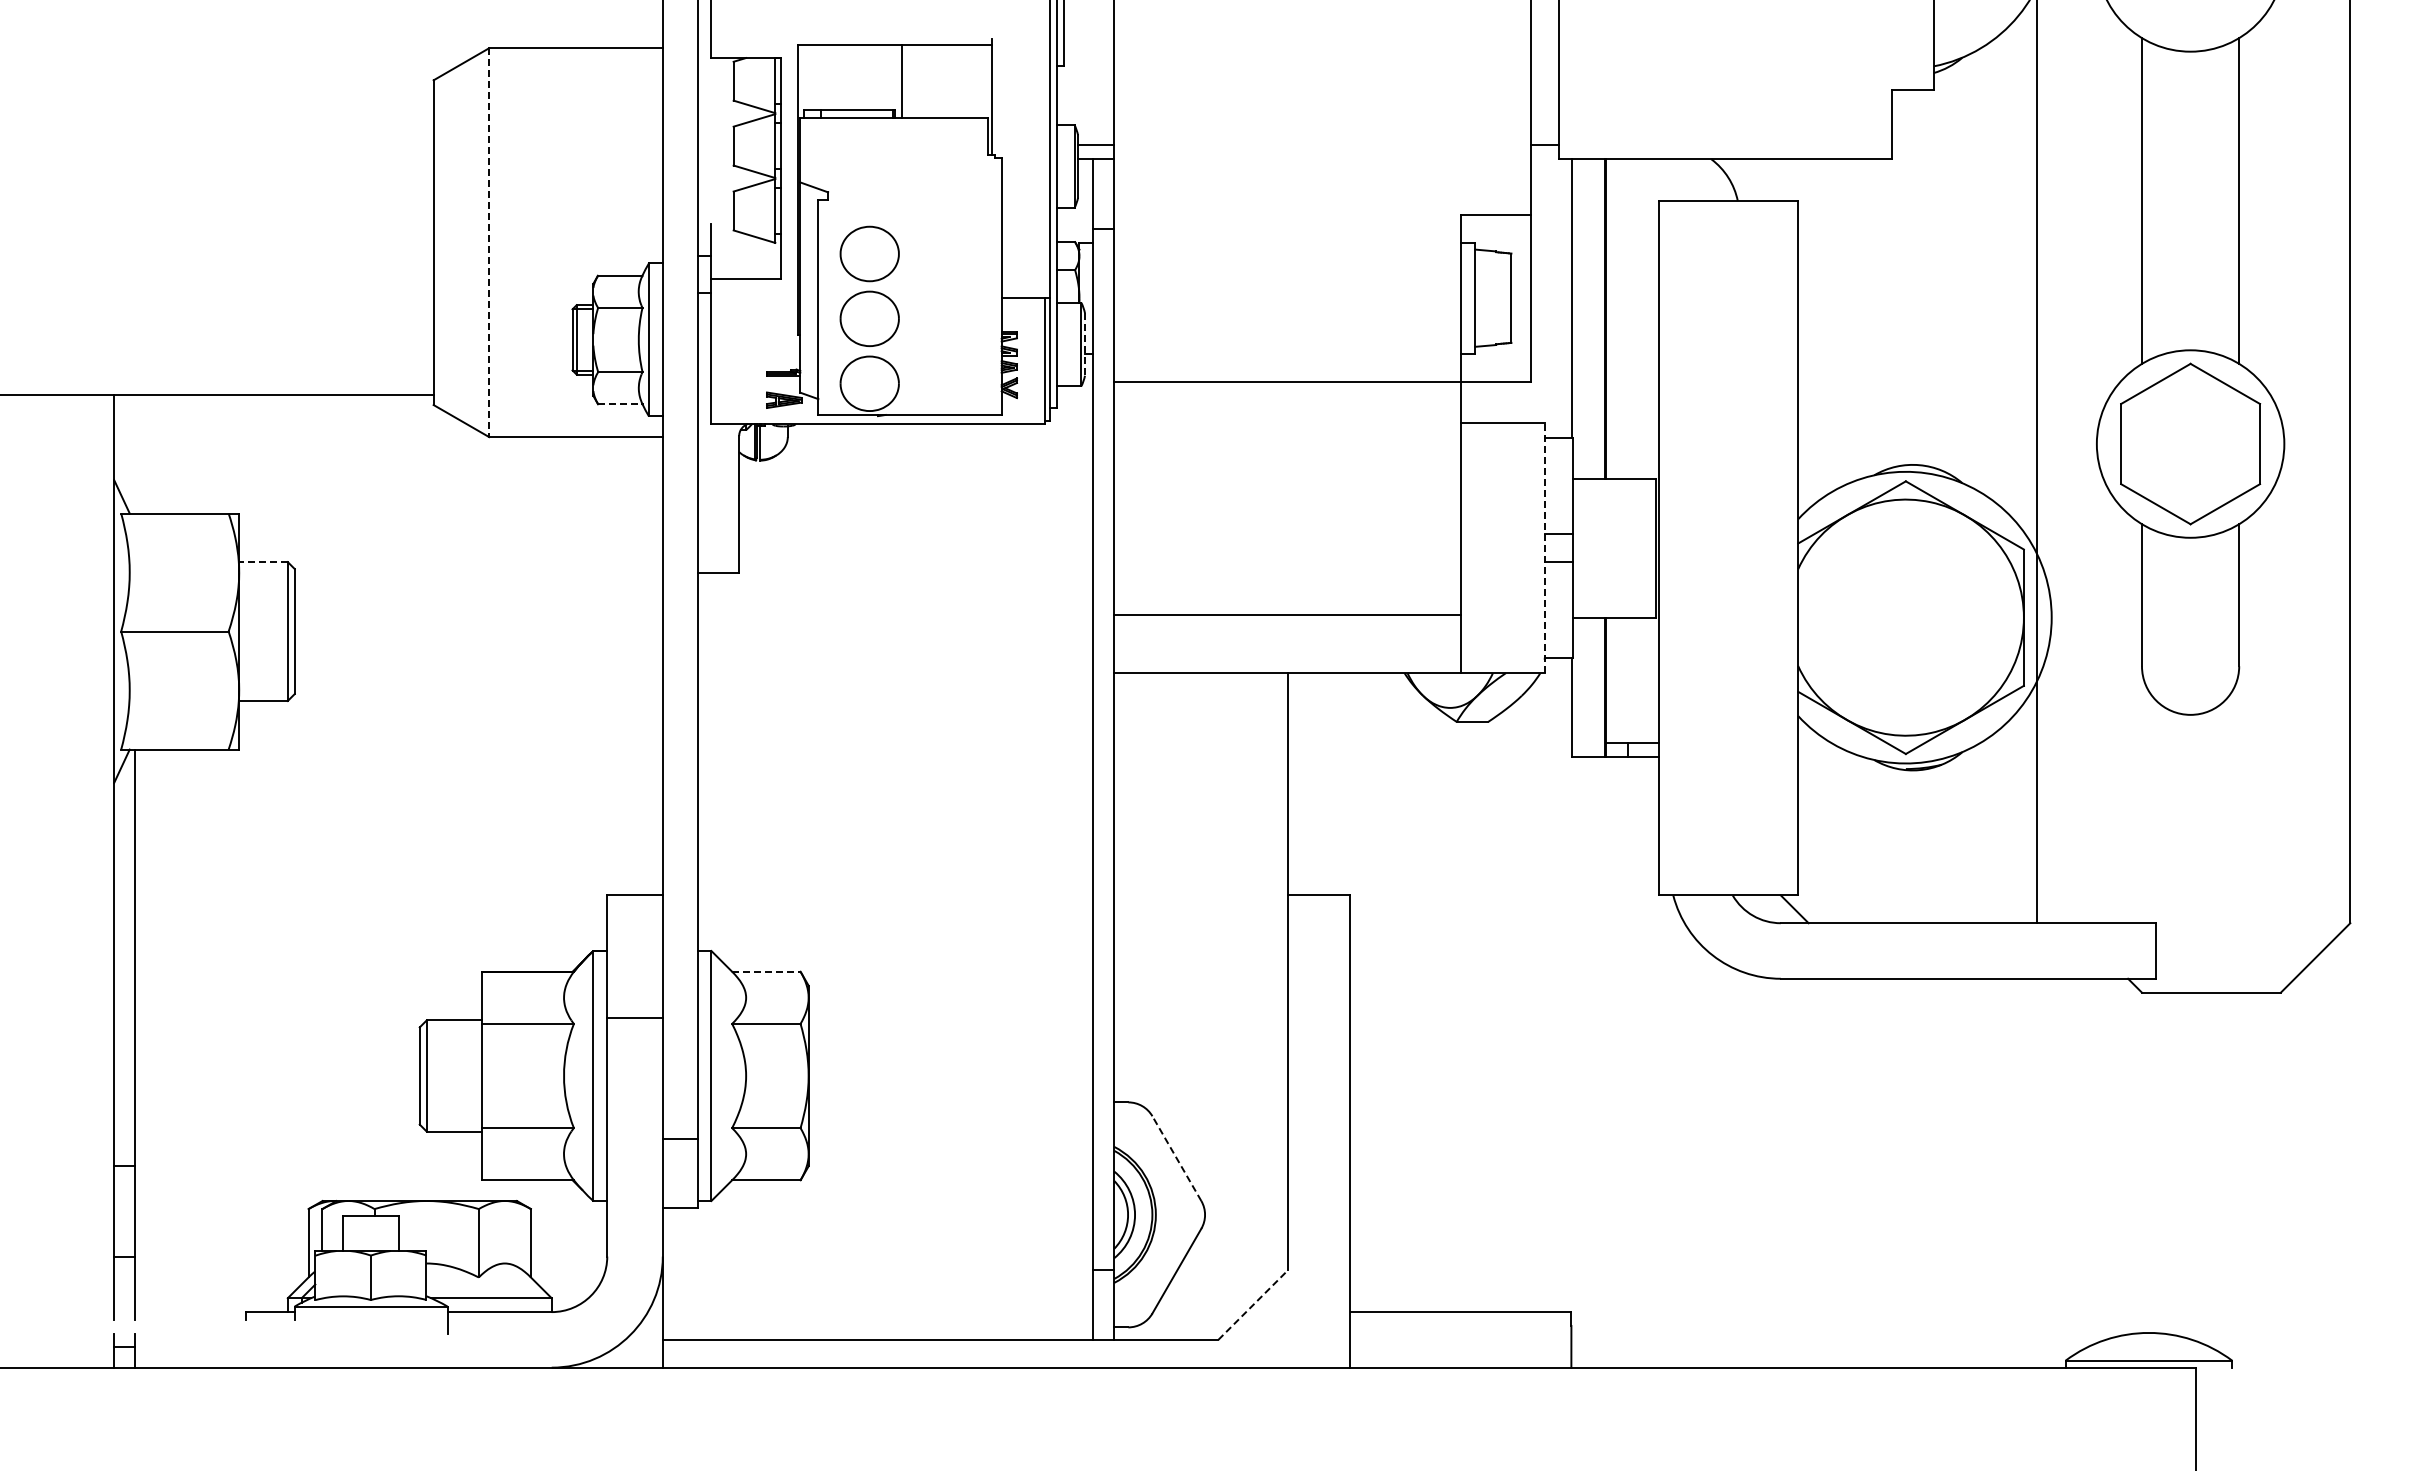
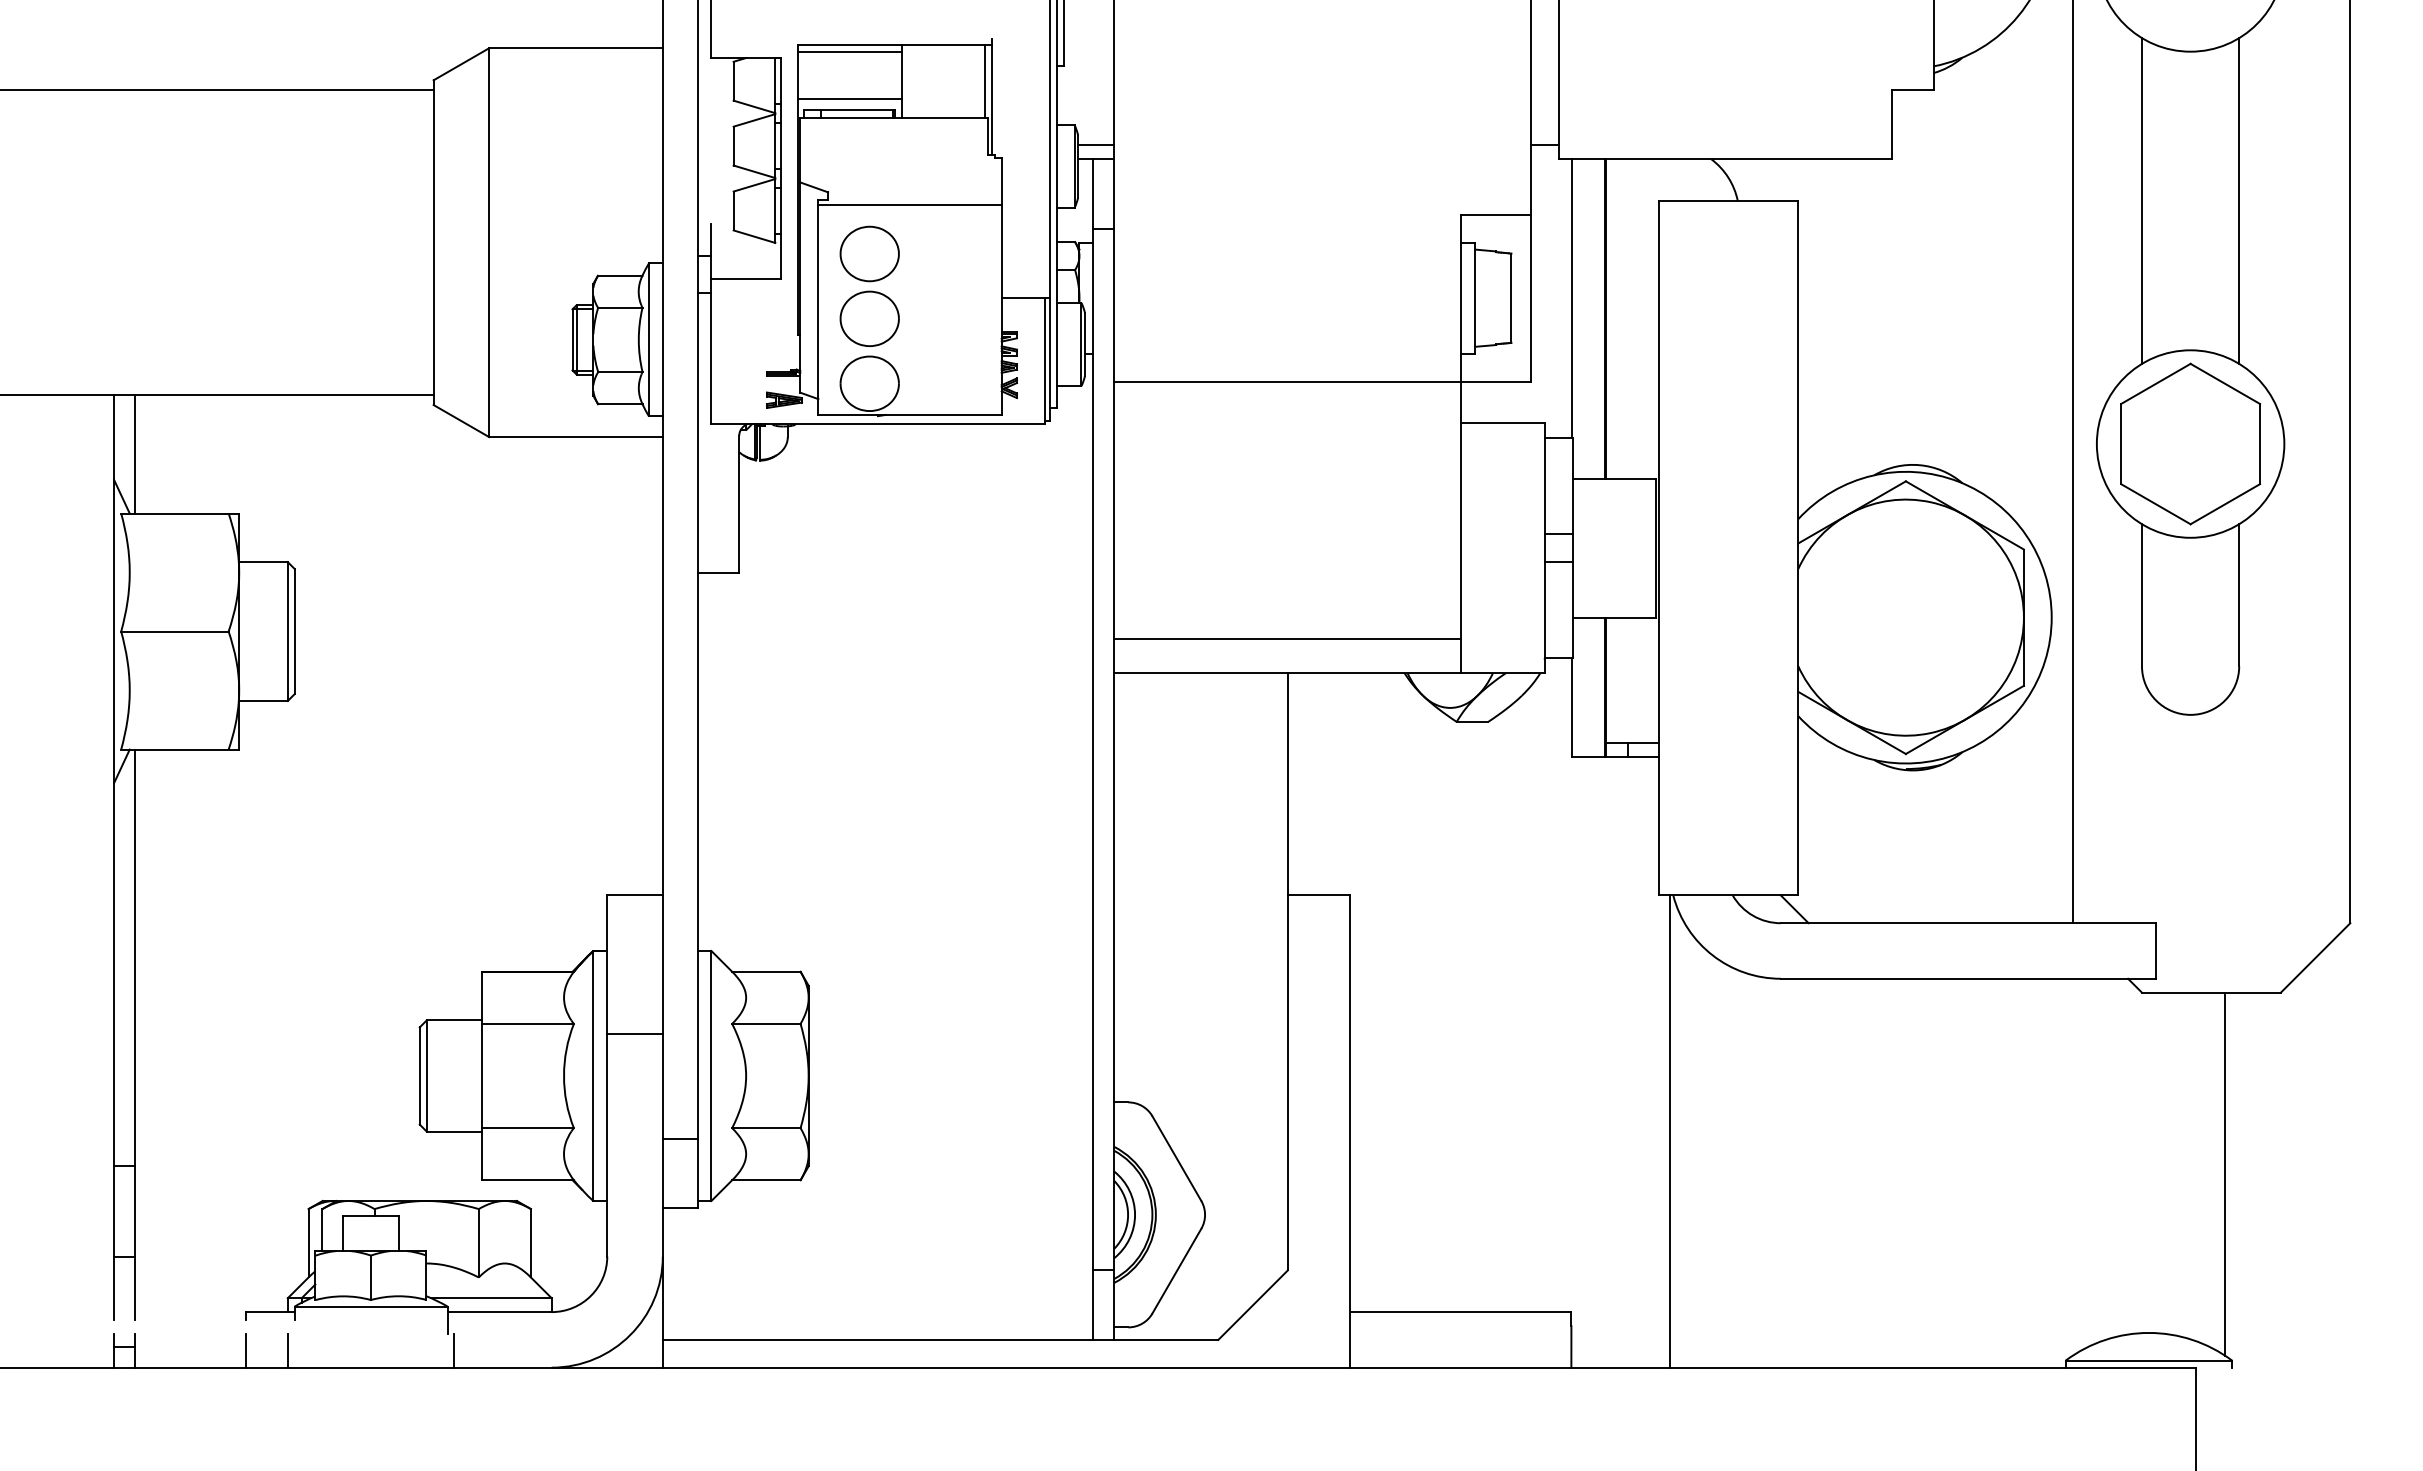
line: none -> present (849, 51)
line: none -> present (985, 81)
line: none -> present (217, 89)
line: none -> present (849, 98)
line: none -> present (909, 204)
line: dashed -> solid (489, 243)
line: dashed -> solid (1085, 345)
line: dashed -> solid (620, 404)
line: none -> present (135, 454)
line position: (2036, 462) -> (2072, 462) (2072, 462)
line: dashed -> solid (1544, 548)
line: dashed -> solid (263, 562)
line position: (1287, 614) -> (1287, 638) (1287, 638)
line: dashed -> solid (766, 971)
line position: (634, 1018) -> (634, 1034) (634, 1034)
line: none -> present (1669, 1131)
line: dashed -> solid (1176, 1158)
line: none -> present (2225, 1173)
line: dashed -> solid (1253, 1304)
line: none -> present (246, 1350)
line: none -> present (287, 1350)
line: none -> present (454, 1350)
